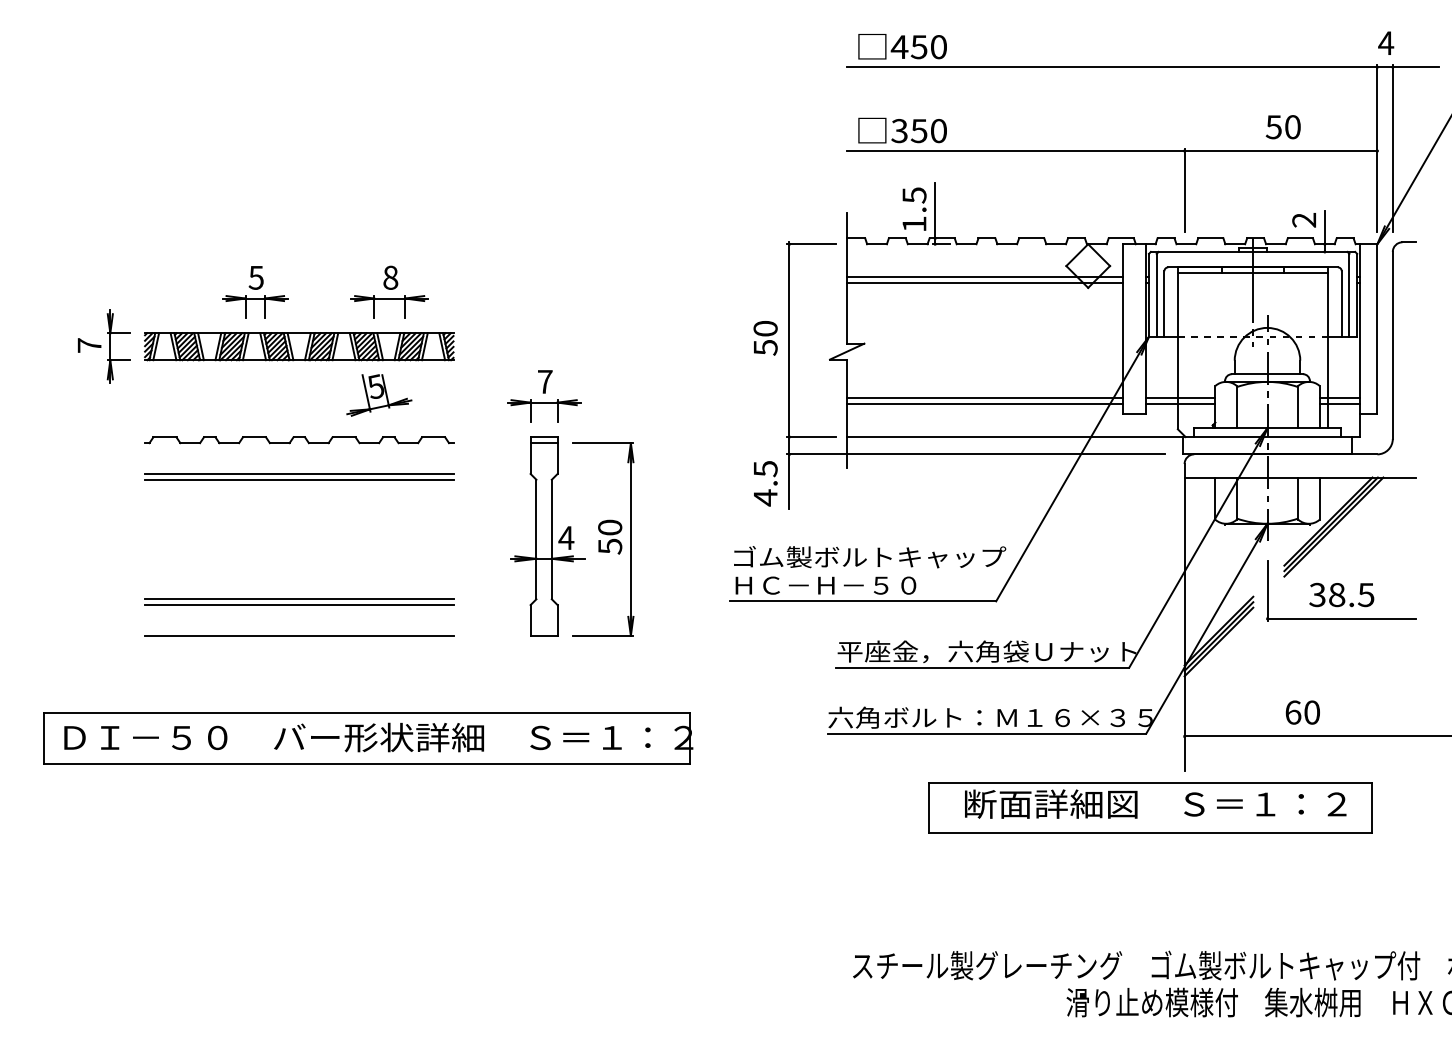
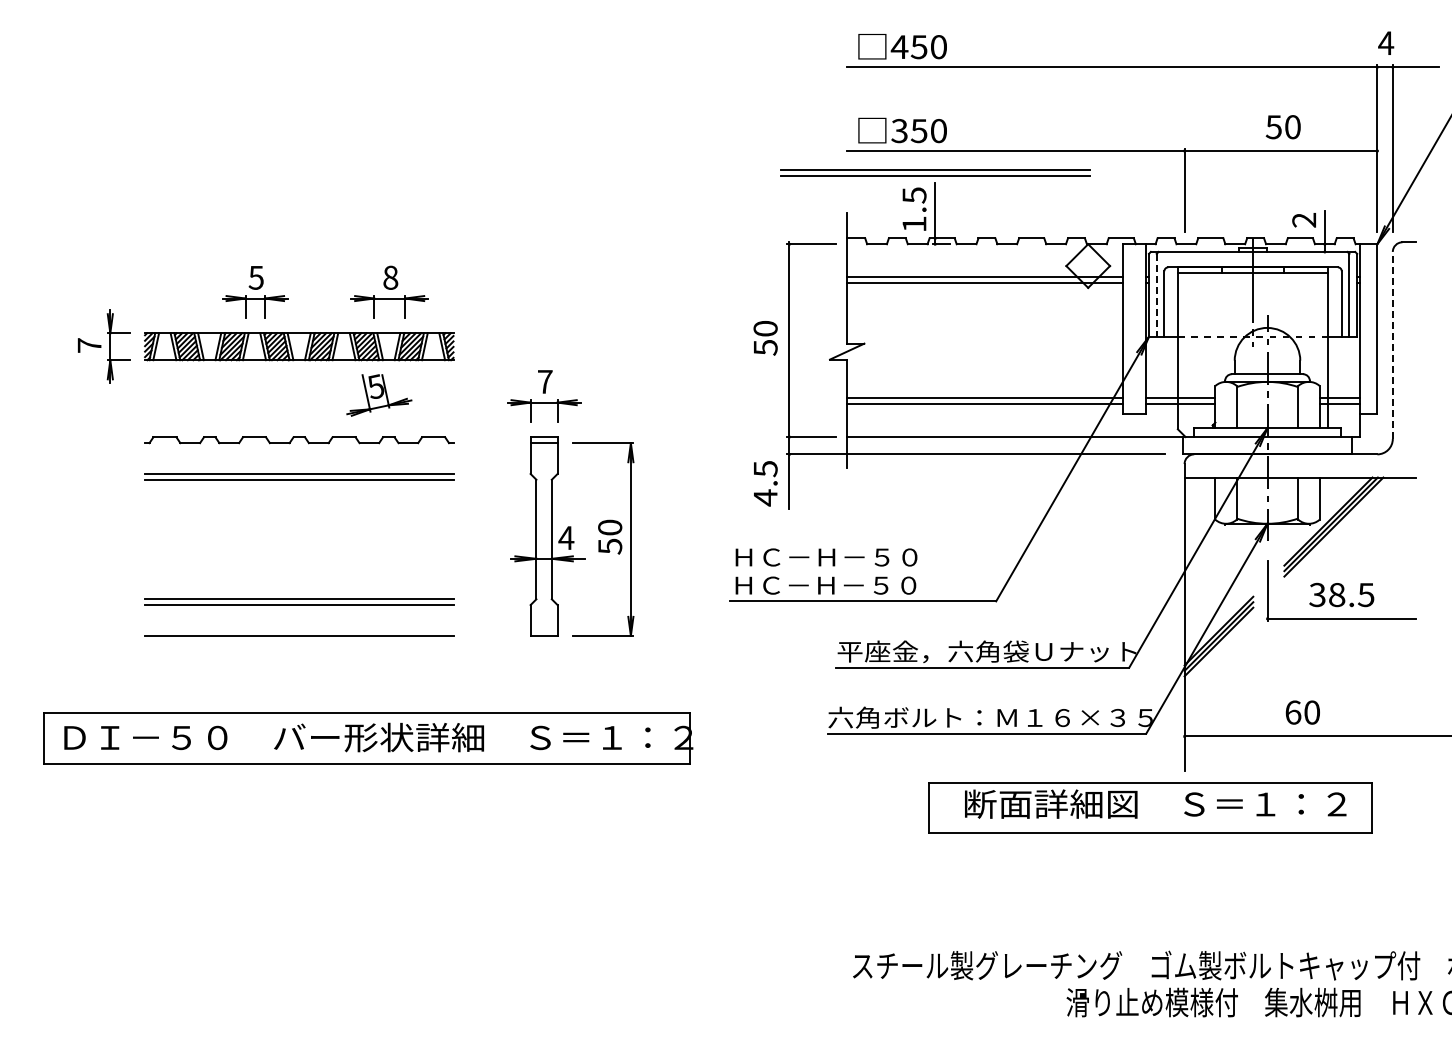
part: none -> present (935, 172)
line: solid -> dashed (1156, 295)
line: solid -> dashed (1392, 345)
text: ゴム製ボルトキャップ -> ＨＣ－Ｈ－５０ (870, 557)
